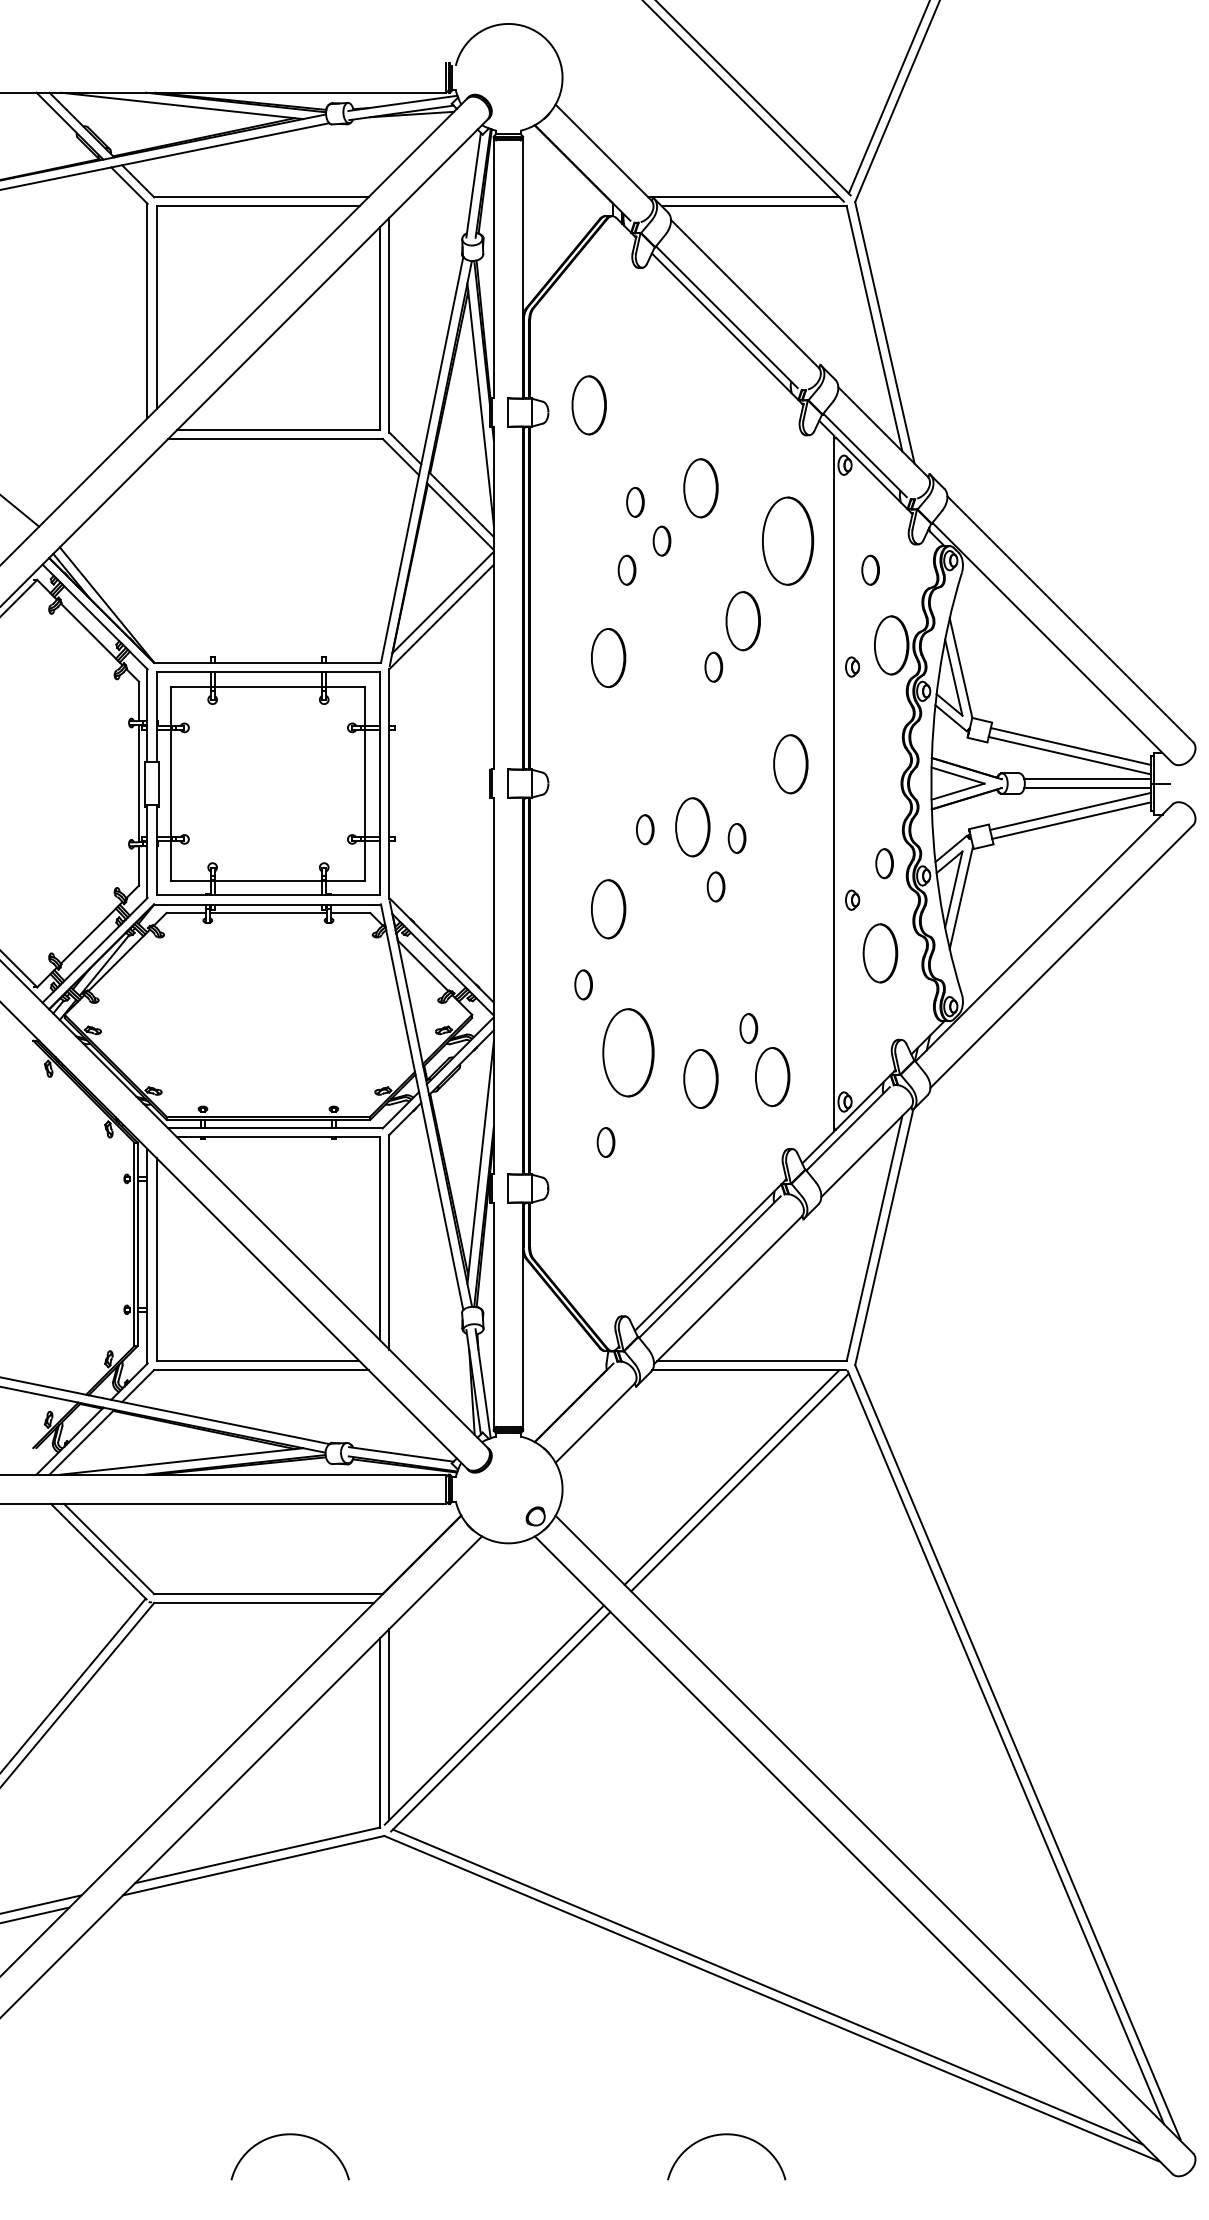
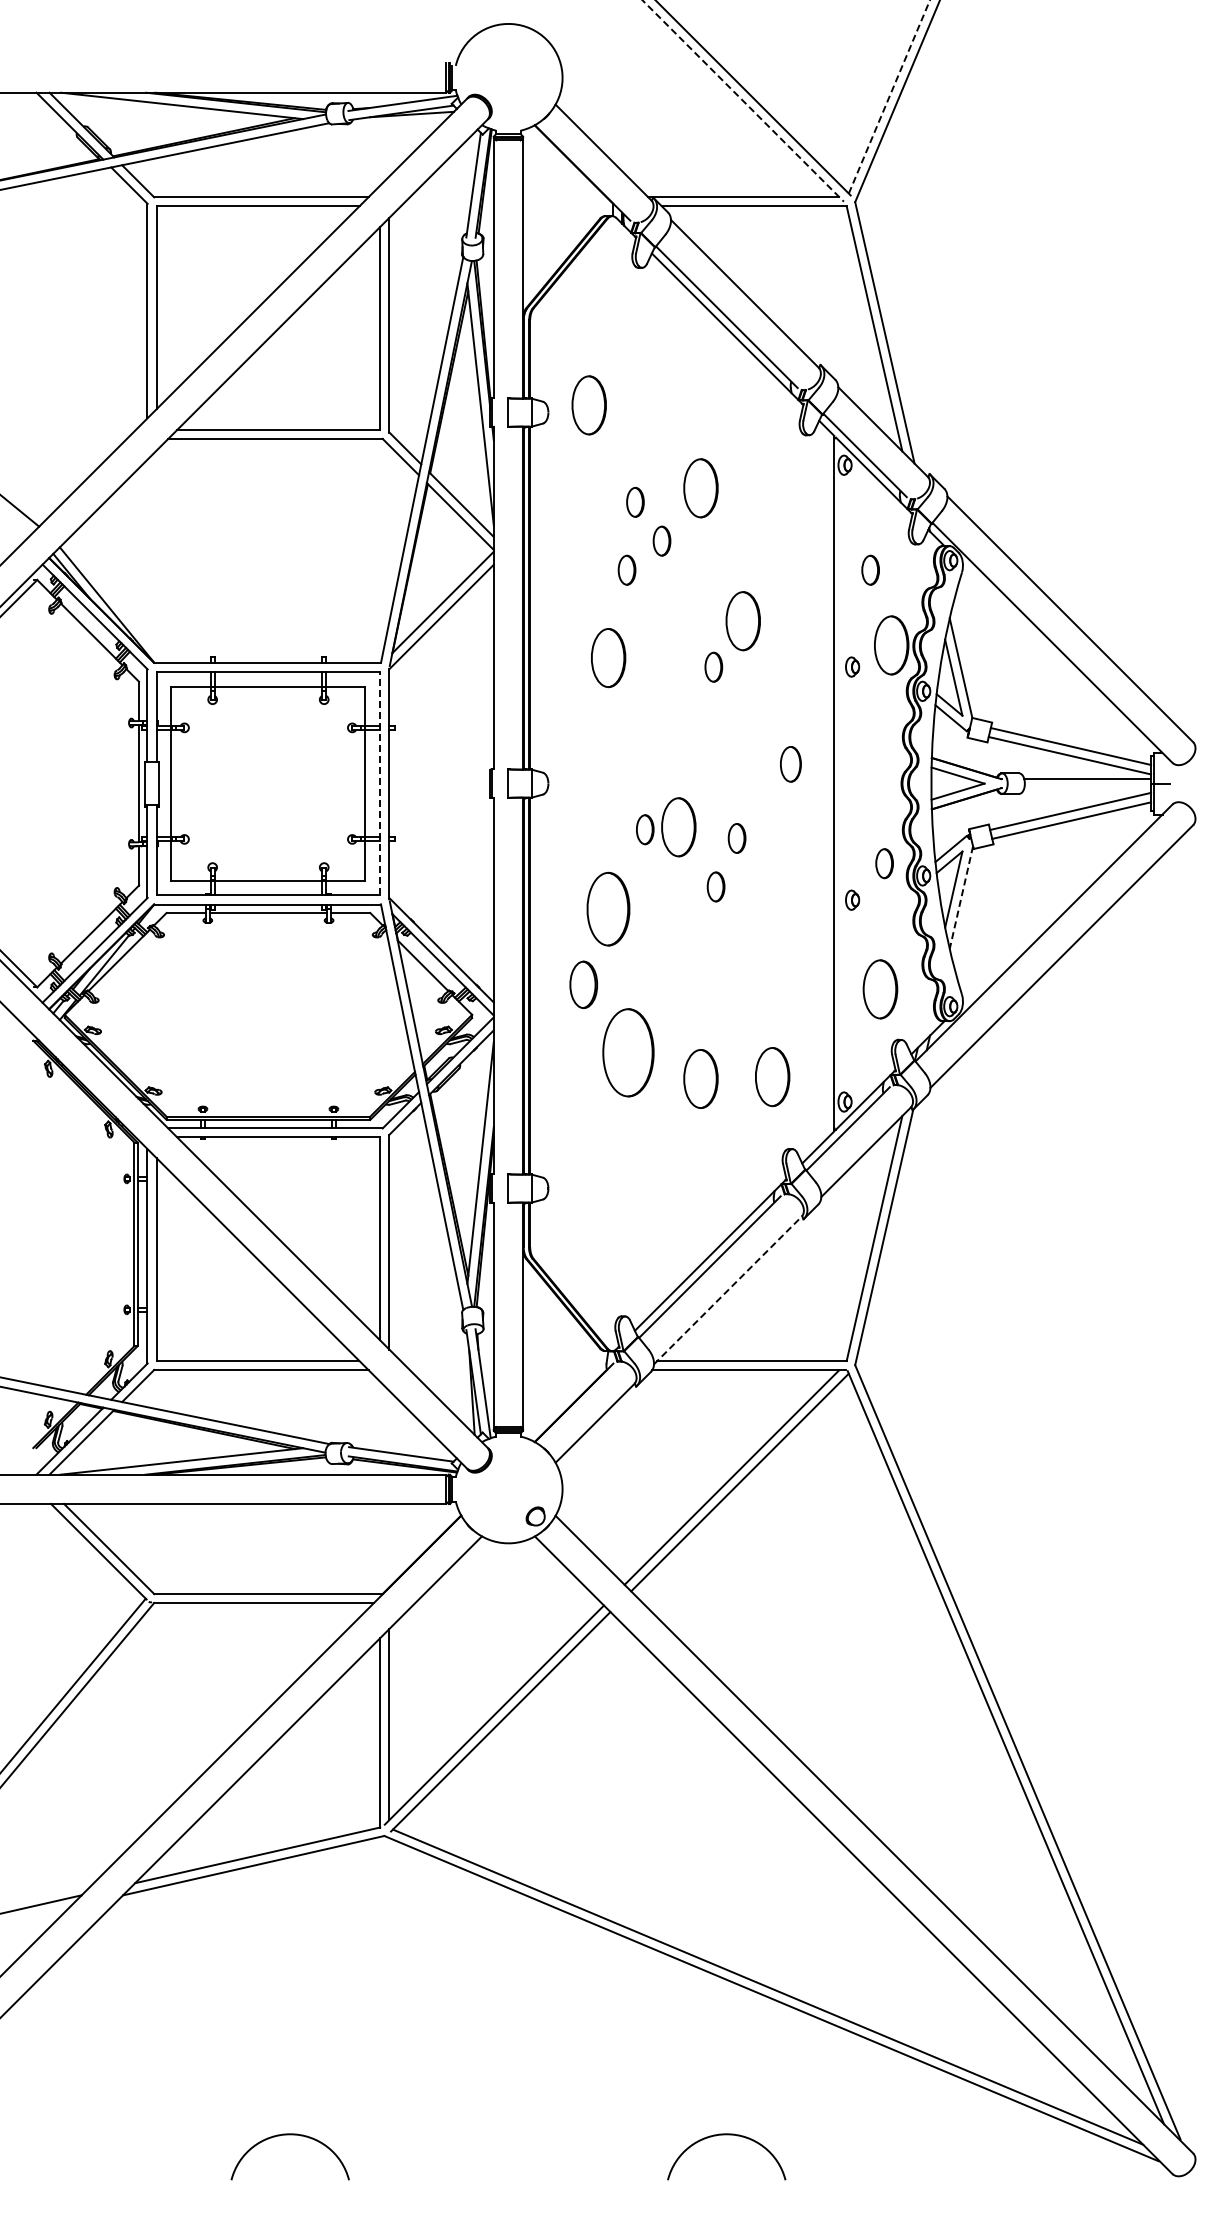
line: solid -> dashed (889, 96)
line: solid -> dashed (743, 100)
part: present -> none (788, 540)
part size: 36x61 px -> 22x37 px (790, 764)
line: solid -> dashed (380, 783)
line: present -> none (1087, 788)
part position: (692, 827) -> (678, 827) (678, 827)
line: solid -> dashed (961, 897)
part size: 36x61 px -> 45x76 px (608, 908)
part position: (880, 953) -> (880, 989) (880, 989)
part size: 19x32 px -> 29x49 px (583, 984)
part: present -> none (748, 1028)
part: present -> none (605, 1142)
line: solid -> dashed (728, 1290)
line: present -> none (35, 1914)
